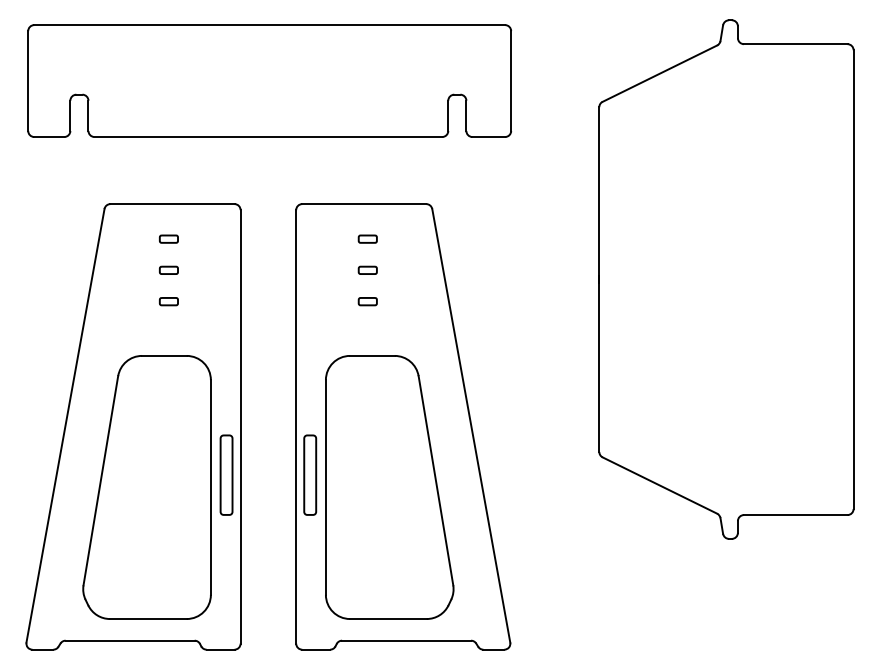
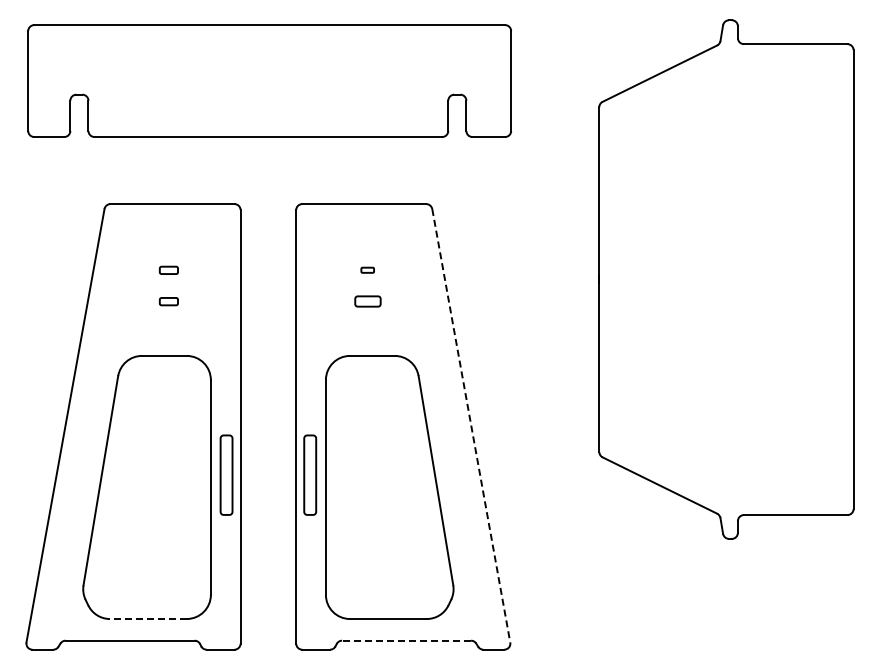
part: present -> none (168, 238)
part: present -> none (367, 238)
part size: 21x10 px -> 15x8 px (367, 269)
part size: 21x10 px -> 28x13 px (367, 301)
line: solid -> dashed (471, 426)
line: solid -> dashed (147, 619)
line: solid -> dashed (406, 640)
